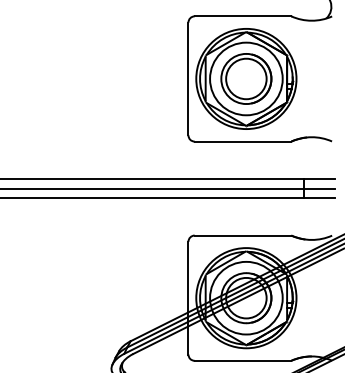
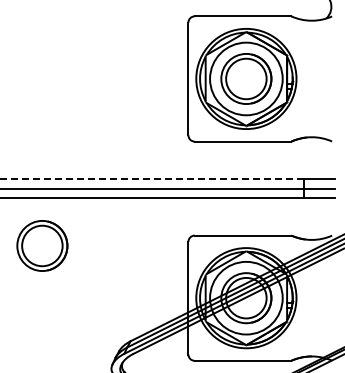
line: solid -> dashed (152, 179)
part: none -> present (42, 245)
